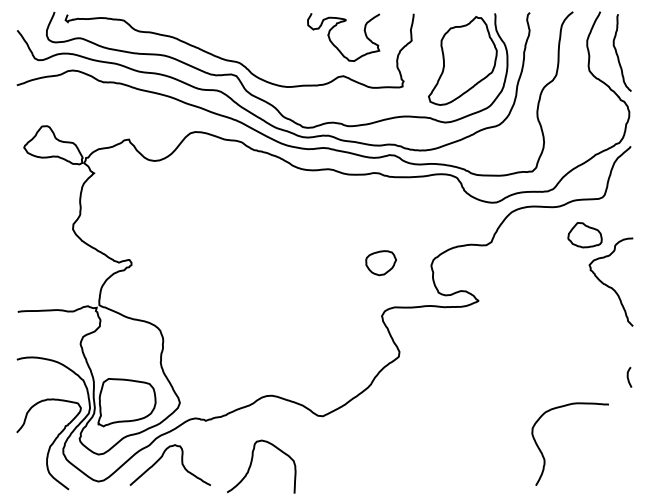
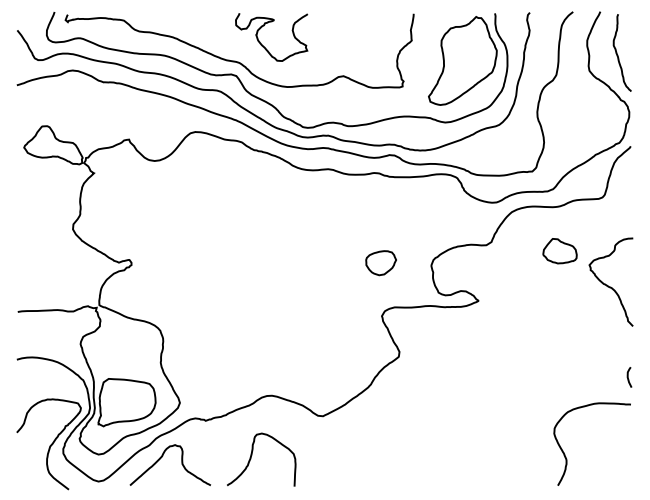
curve position: (335, 45) -> (263, 45) (263, 45)
part position: (584, 235) -> (559, 251) (559, 251)
curve position: (544, 456) -> (566, 456) (566, 456)
curve position: (252, 462) -> (252, 455) (252, 455)
